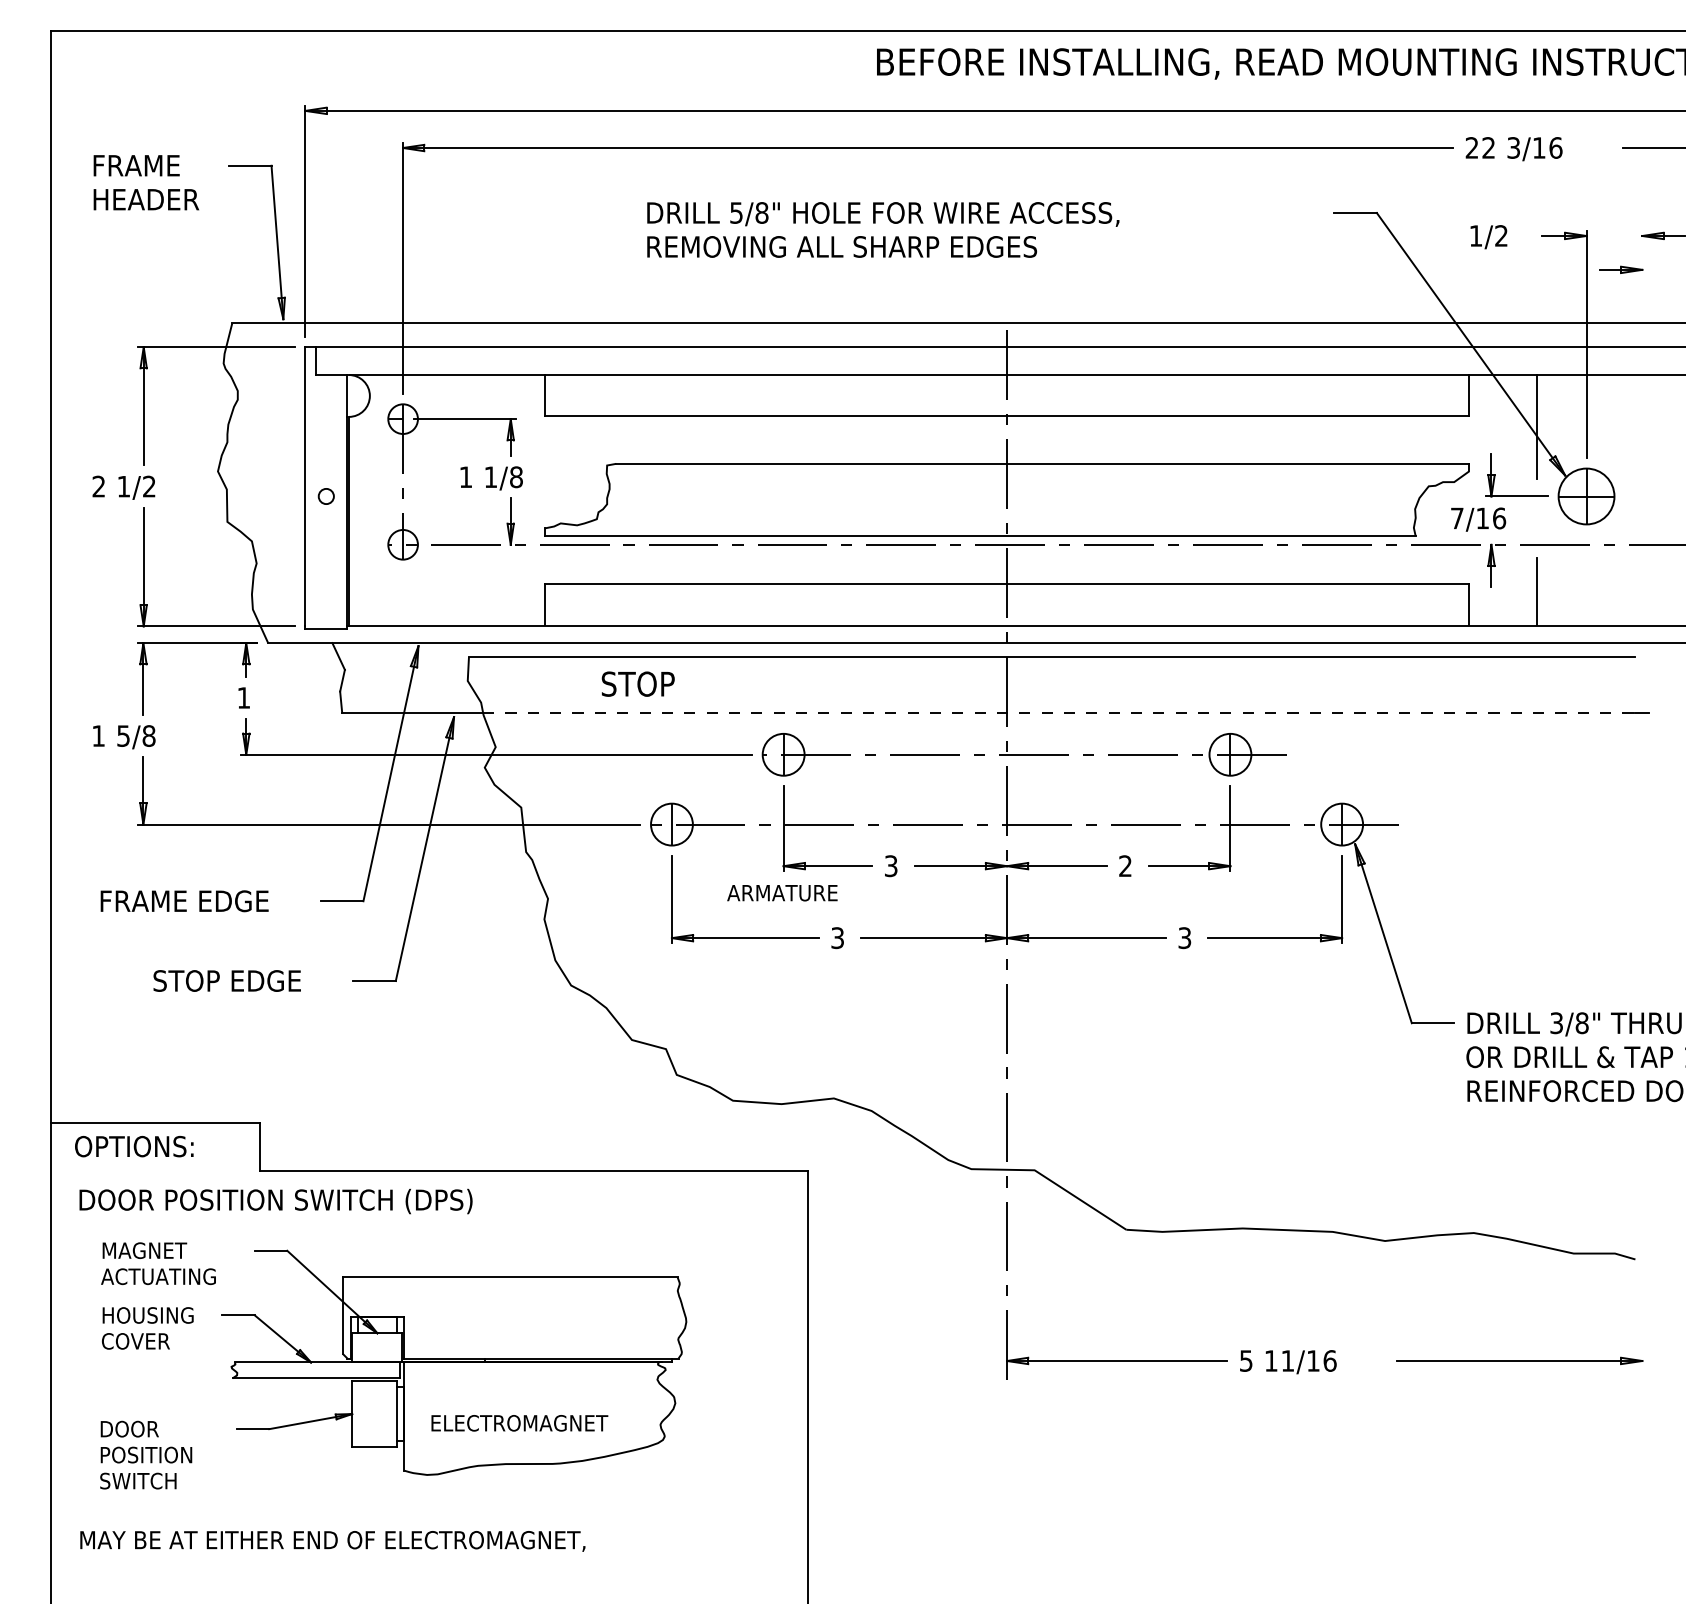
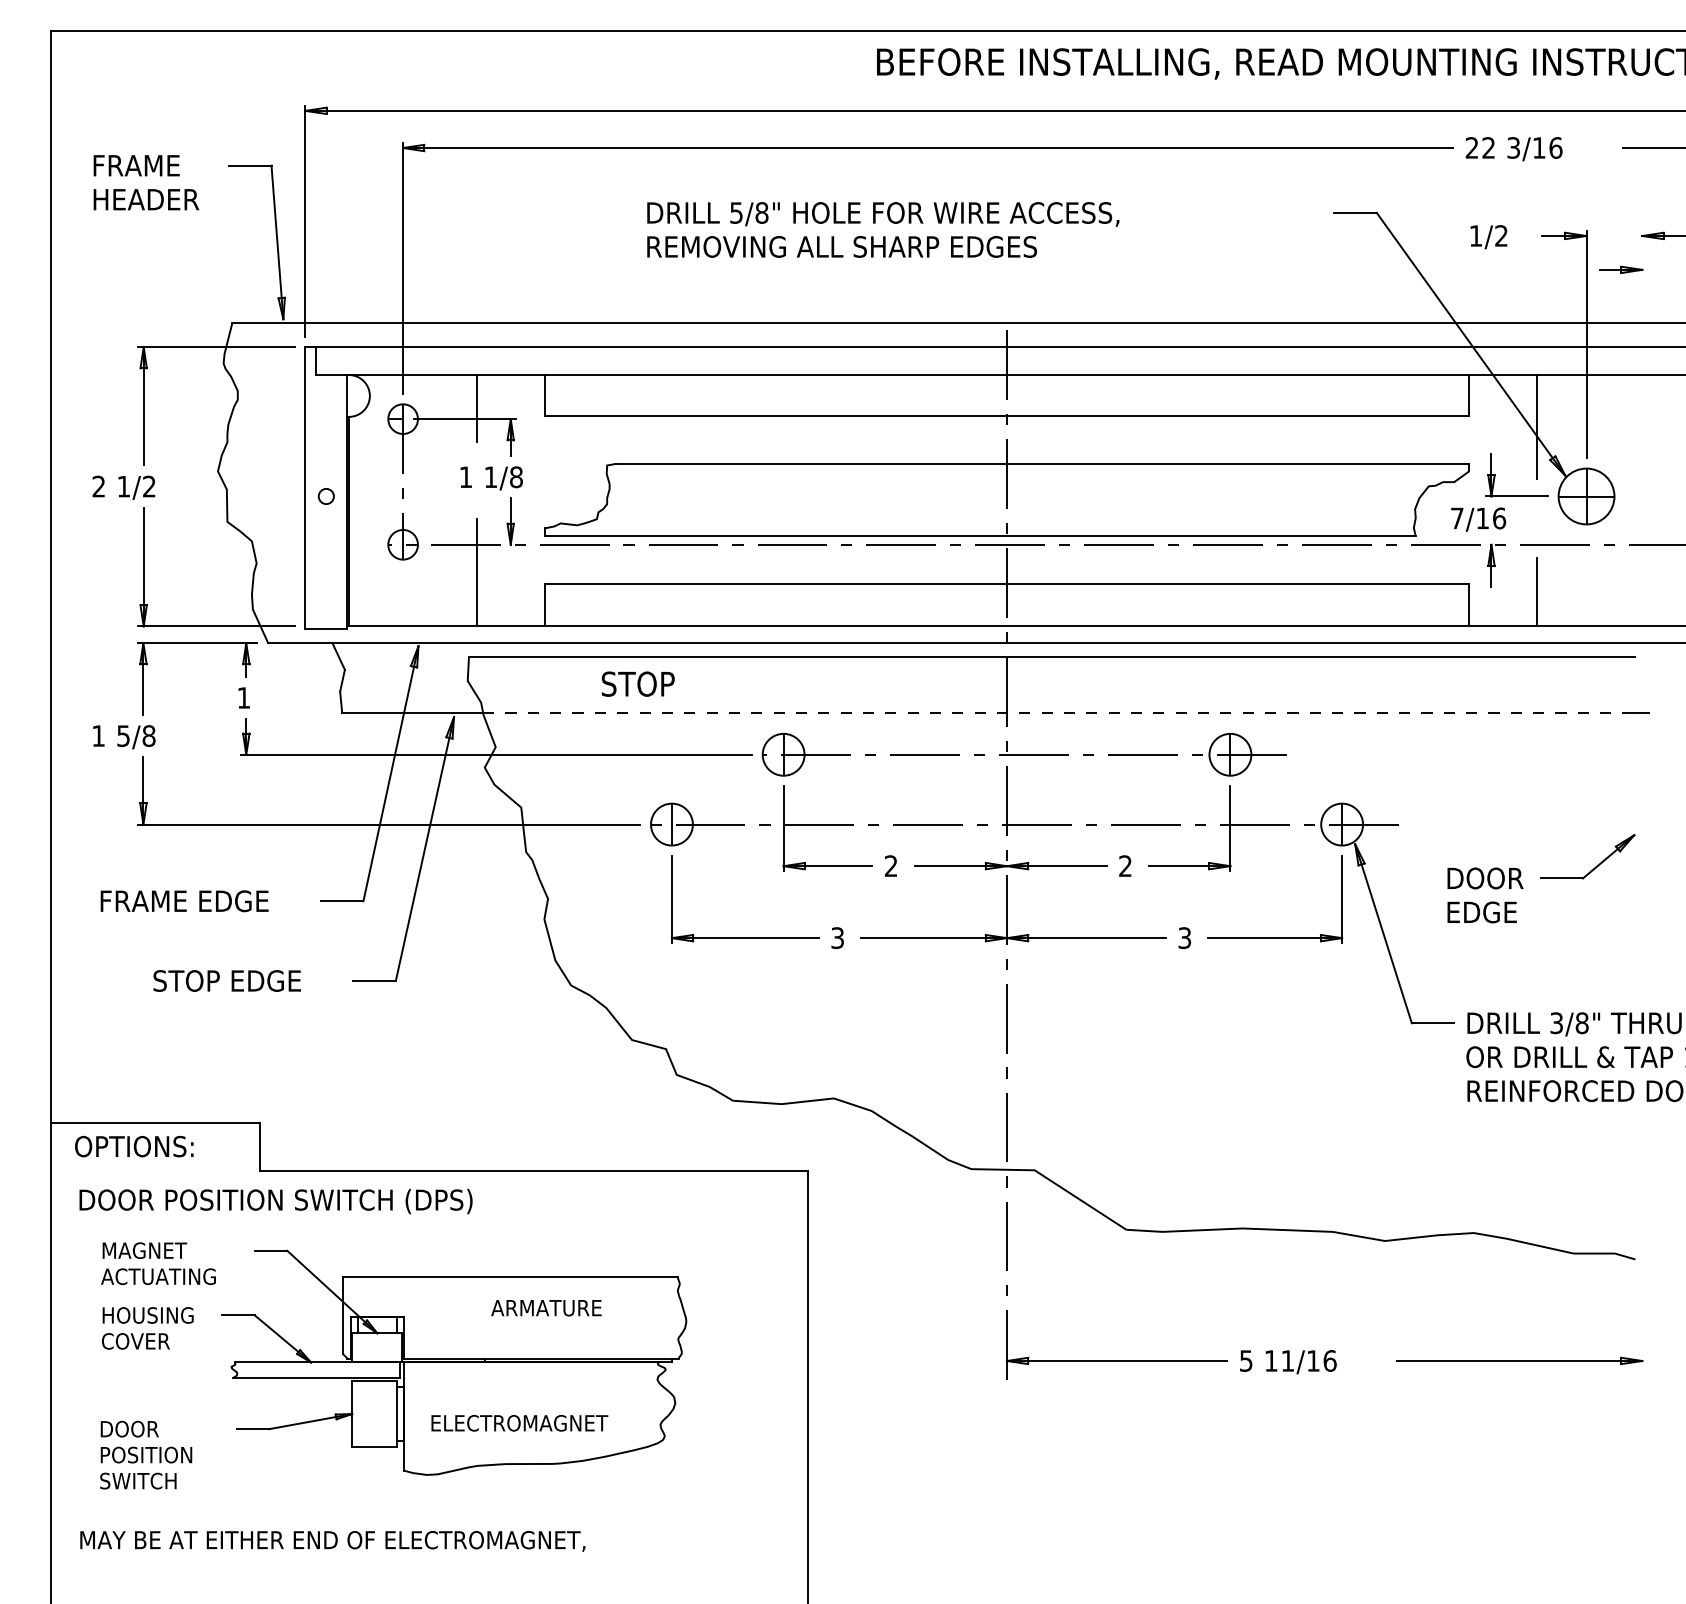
line: none -> present (477, 408)
line: none -> present (477, 571)
text: 3 -> 2 (890, 866)
part: none -> present (1541, 878)
text position: (782, 893) -> (546, 1308) (546, 1308)
